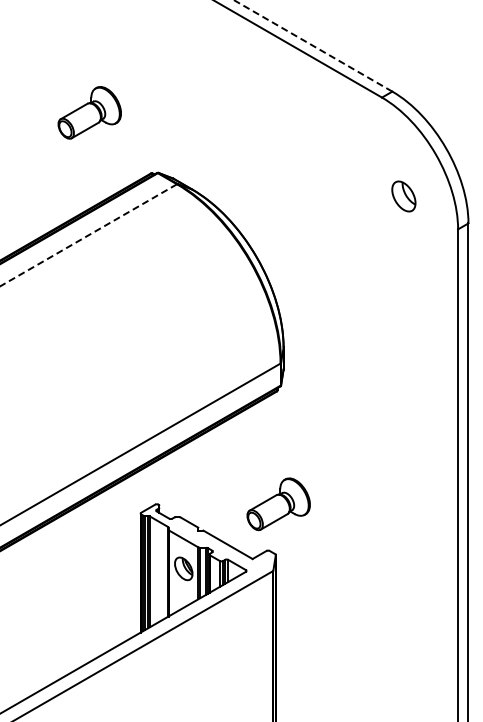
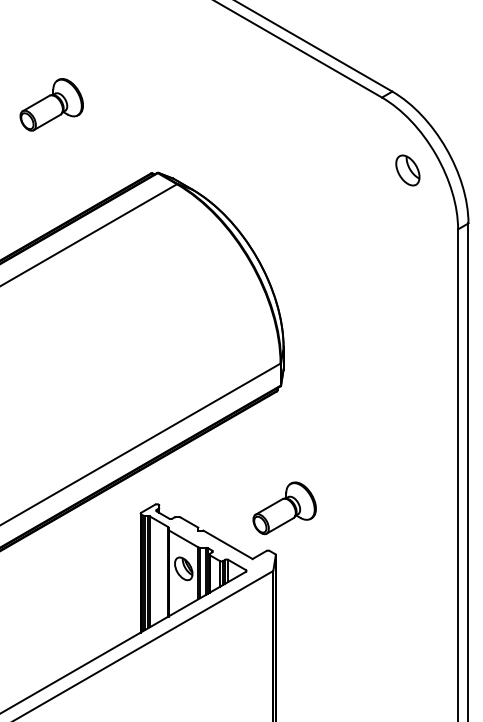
line: dashed -> solid (312, 45)
part position: (89, 112) -> (51, 104) (51, 104)
part position: (403, 196) -> (407, 170) (407, 170)
line: dashed -> solid (88, 235)
part position: (278, 504) -> (284, 508) (284, 508)
